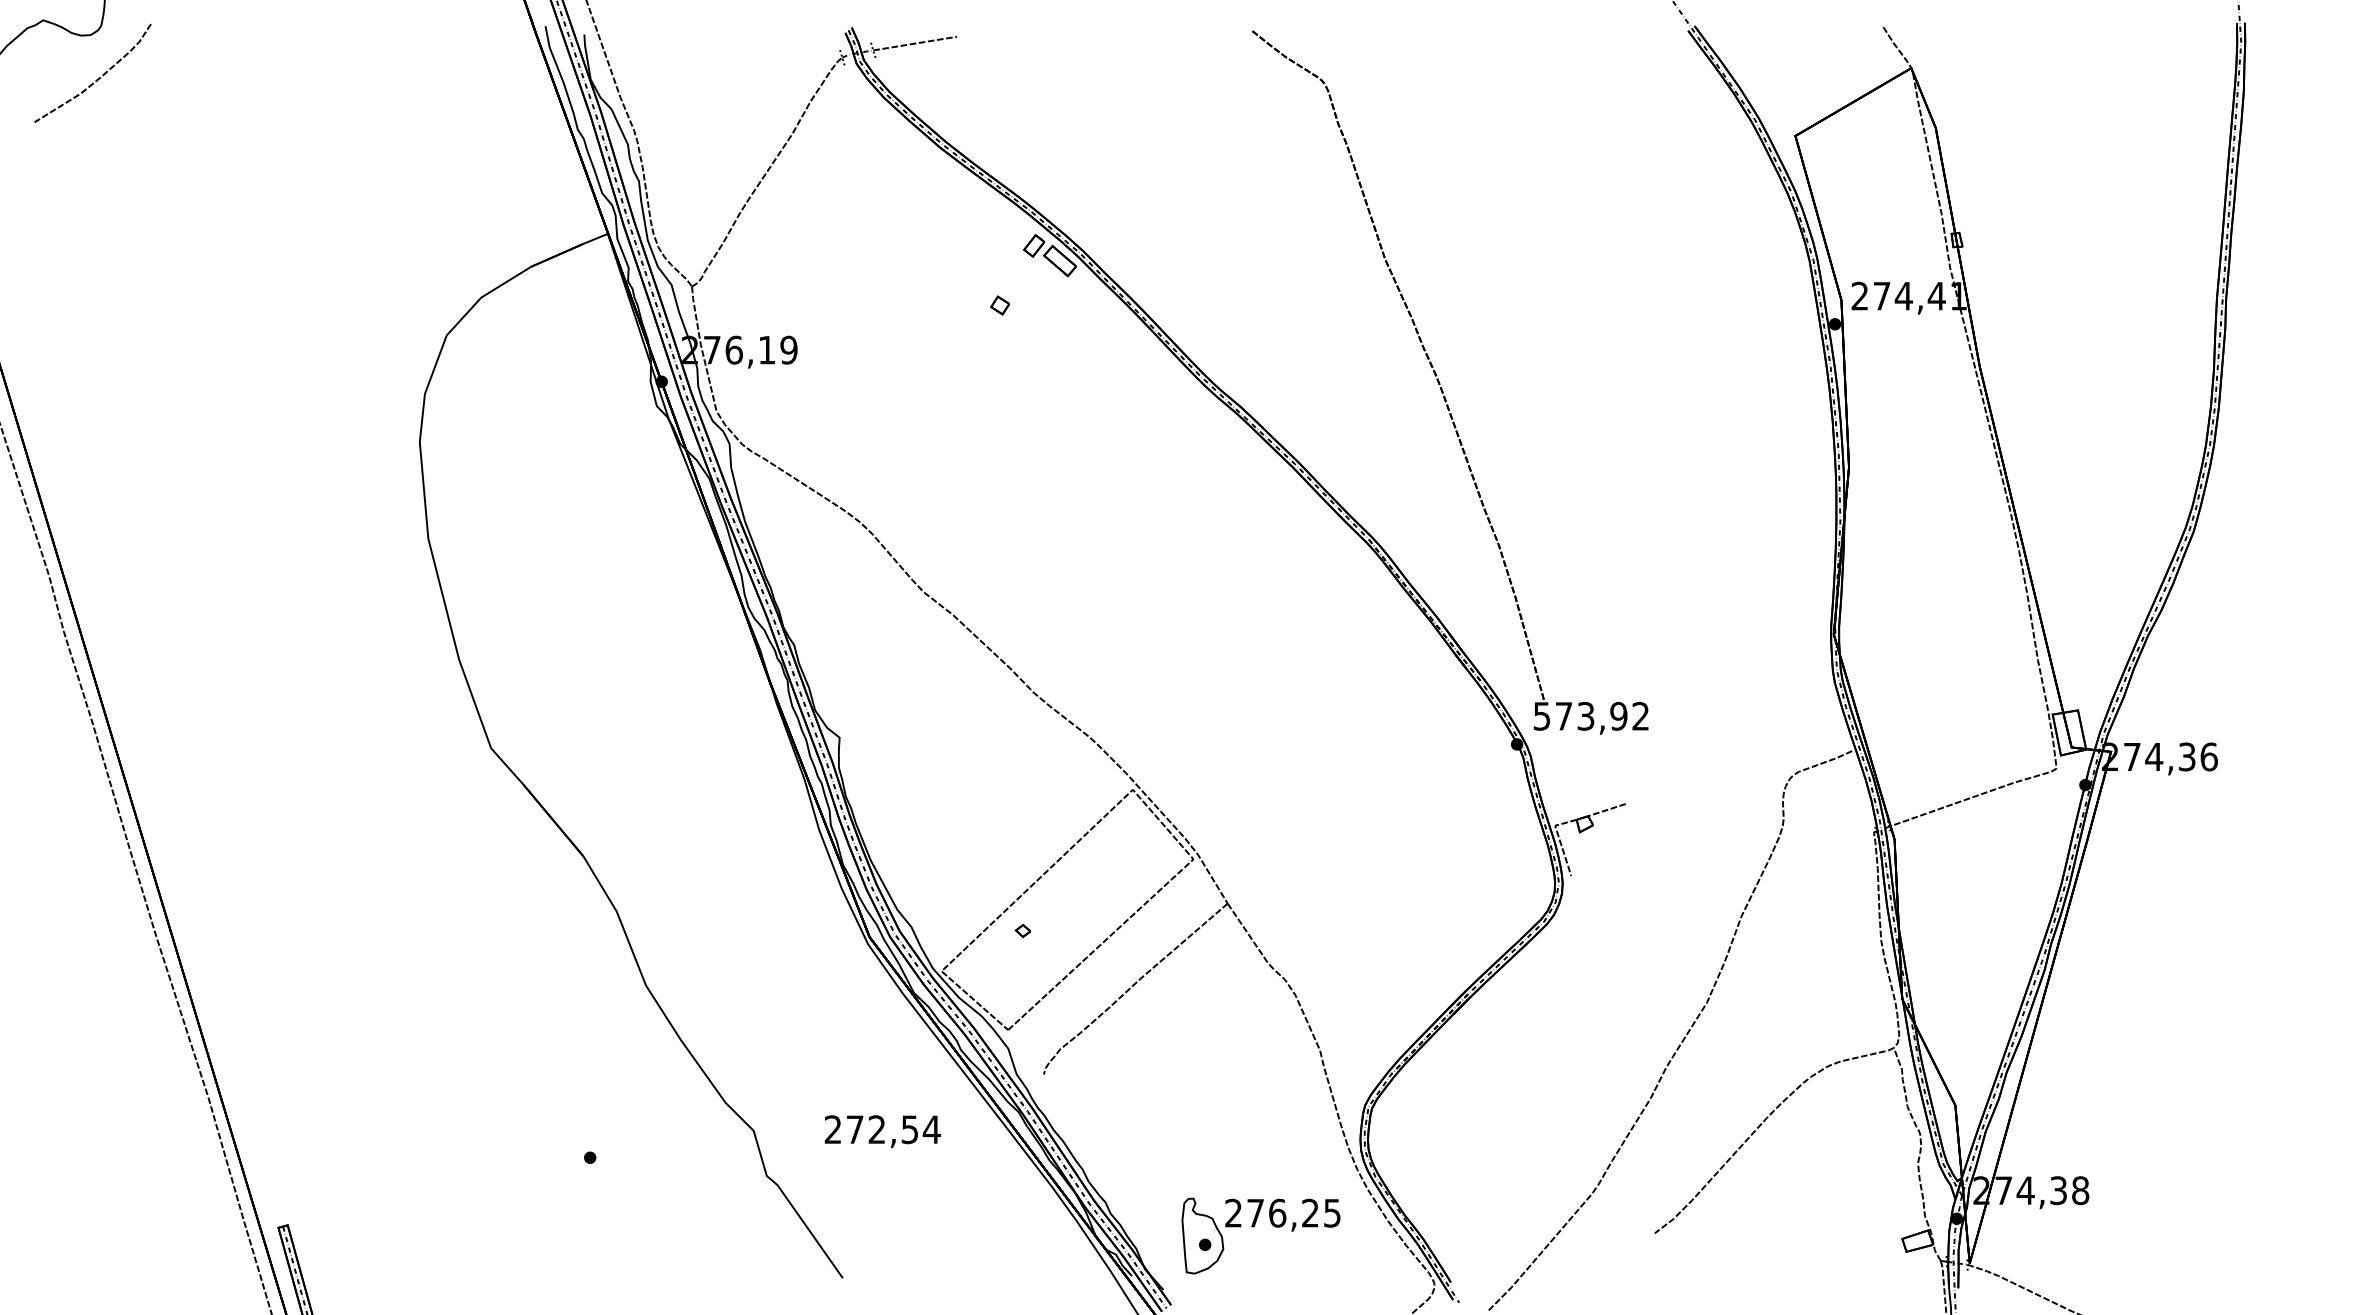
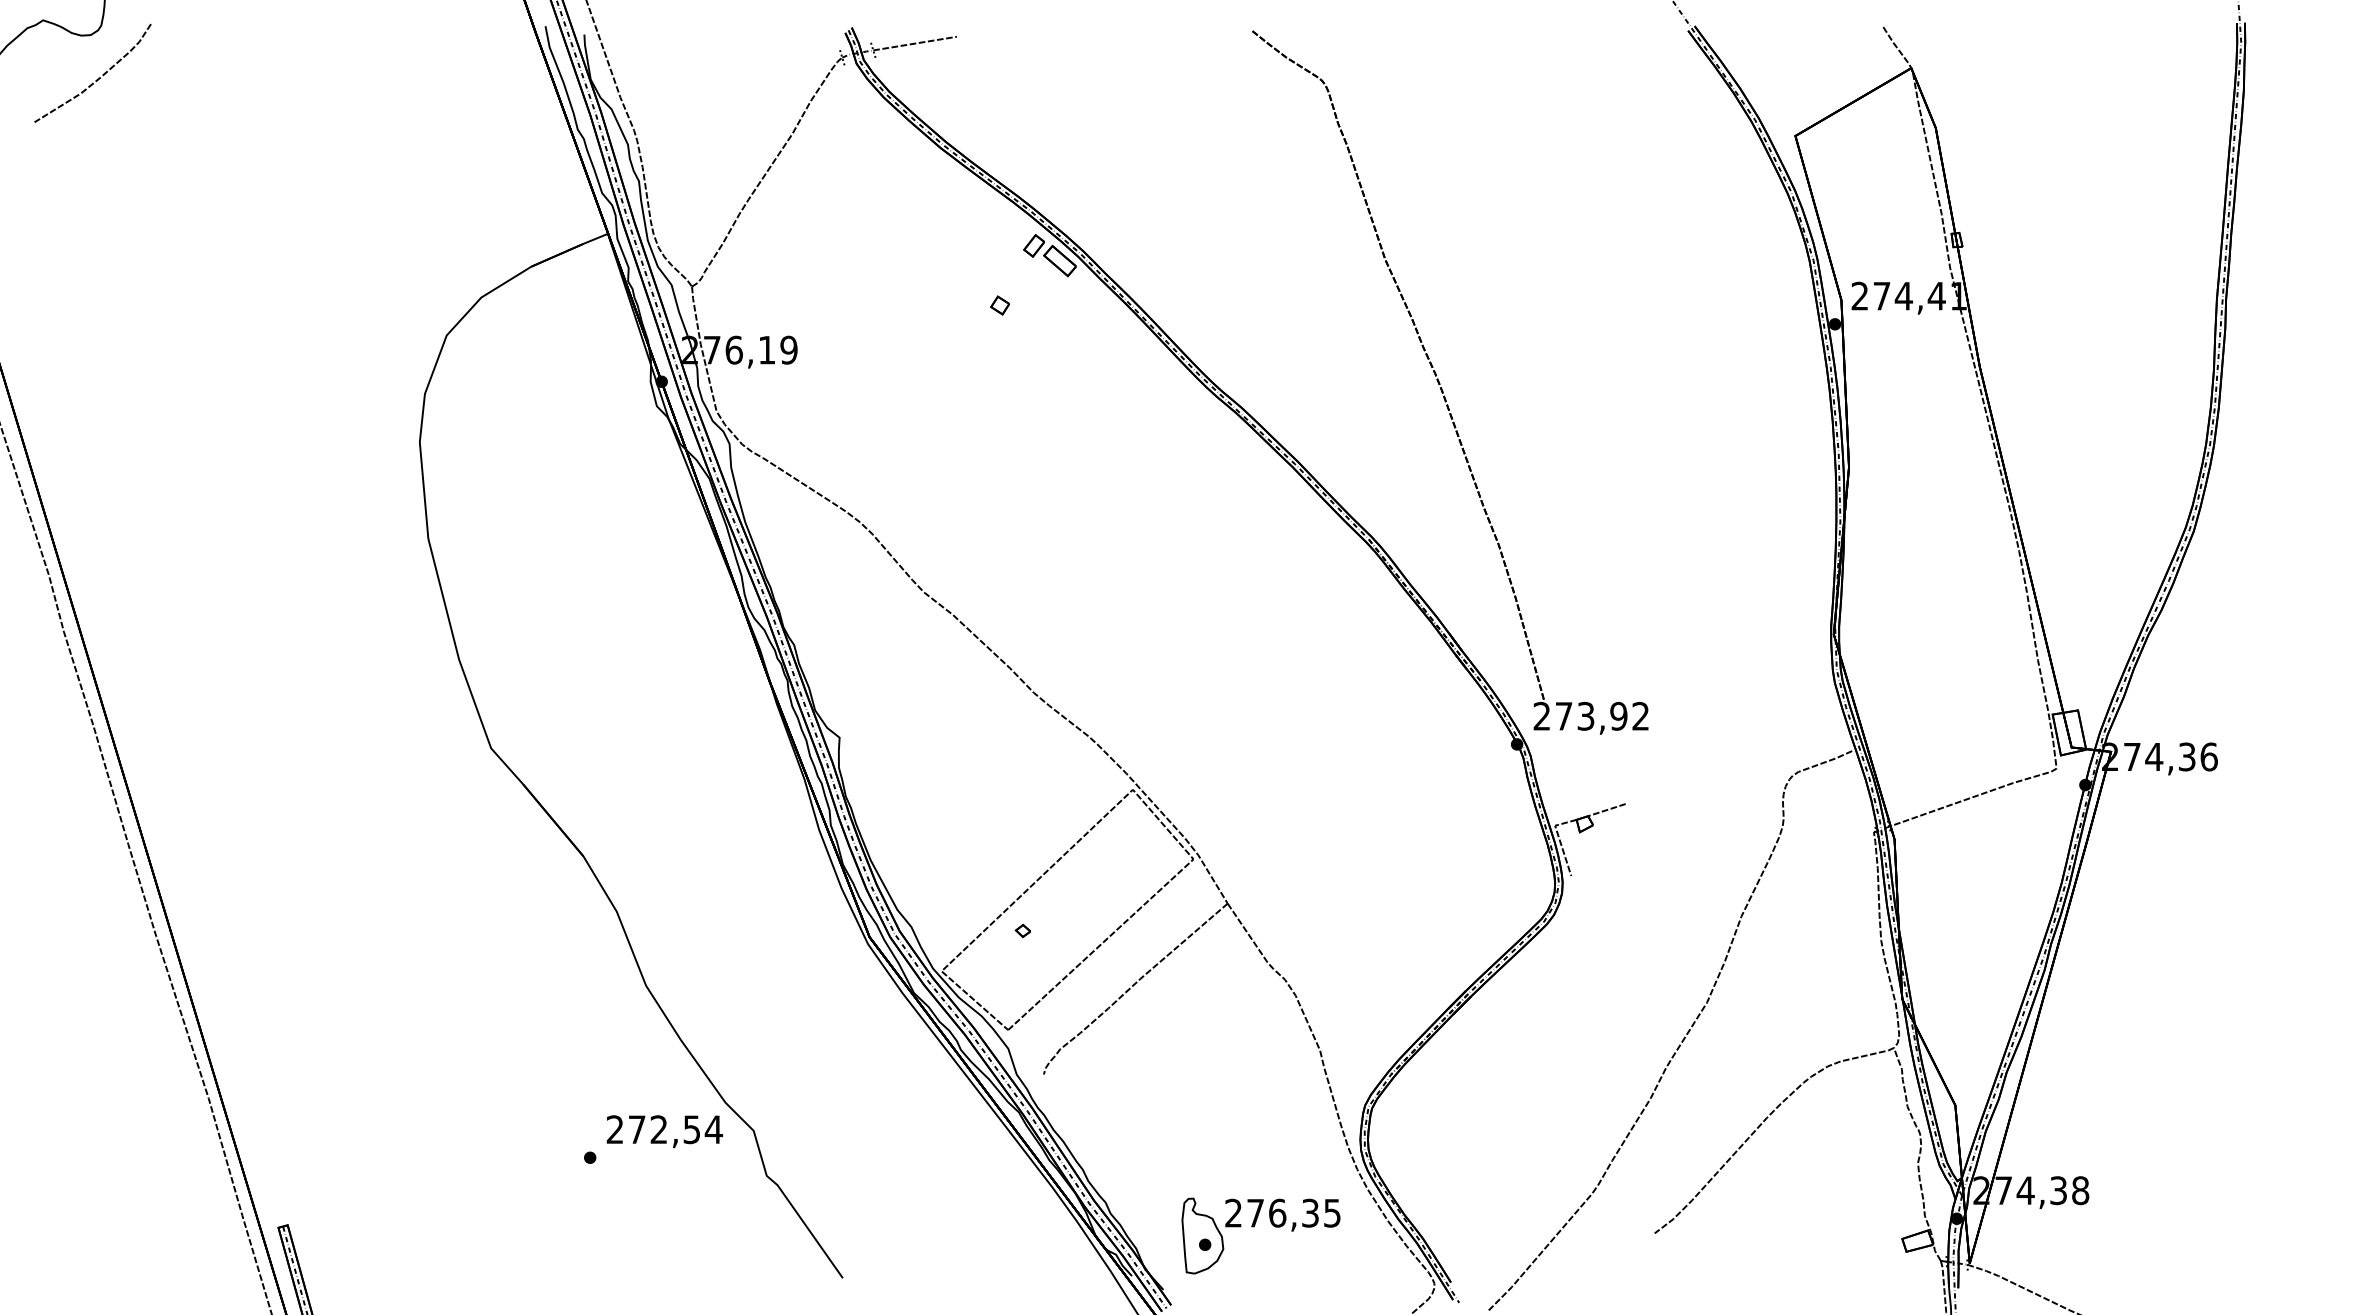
text: 573,92 -> 273,92 (1541, 716)
text position: (882, 1131) -> (664, 1131) (664, 1131)
text: 276,25 -> 276,35 (1310, 1213)
